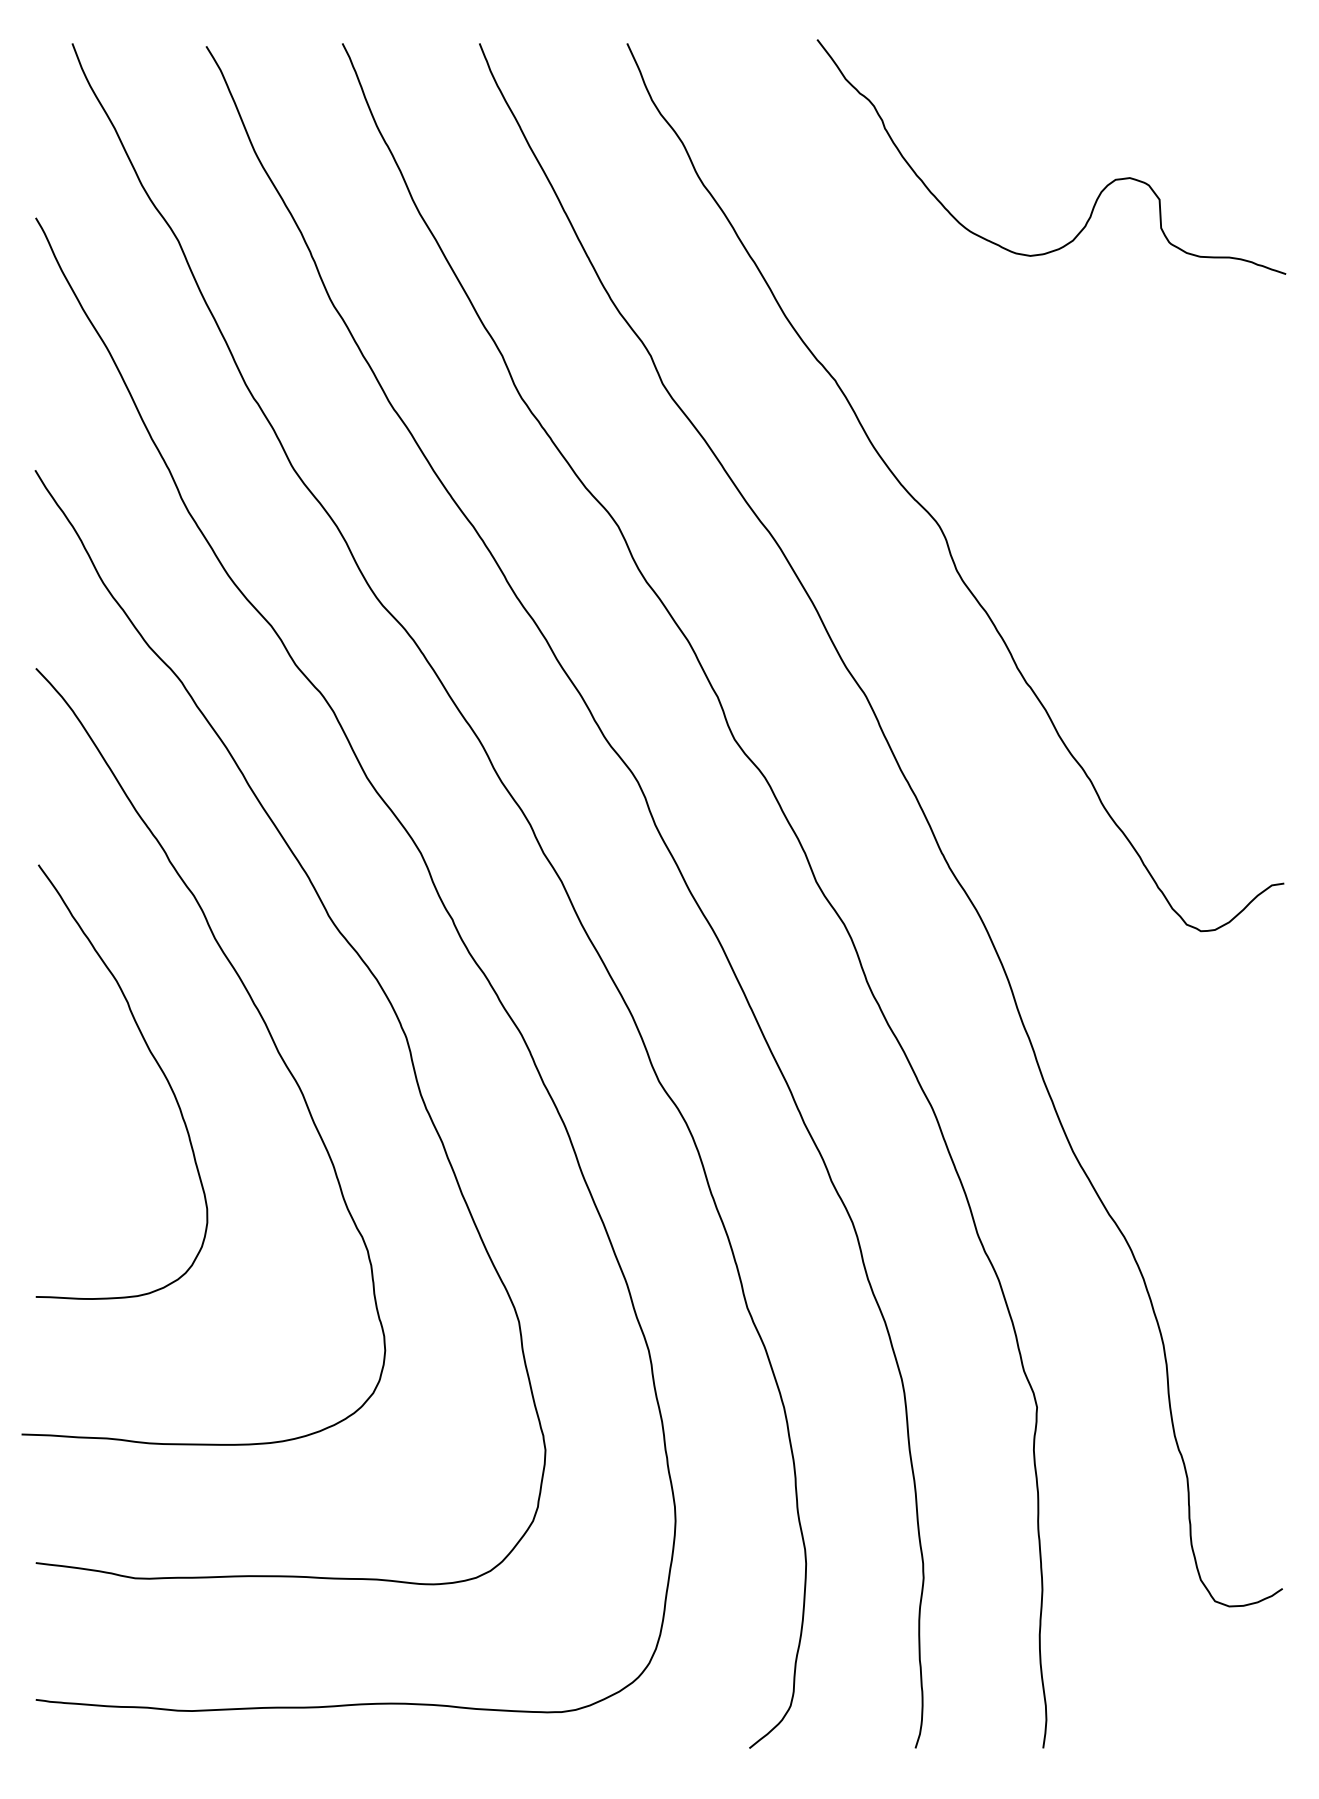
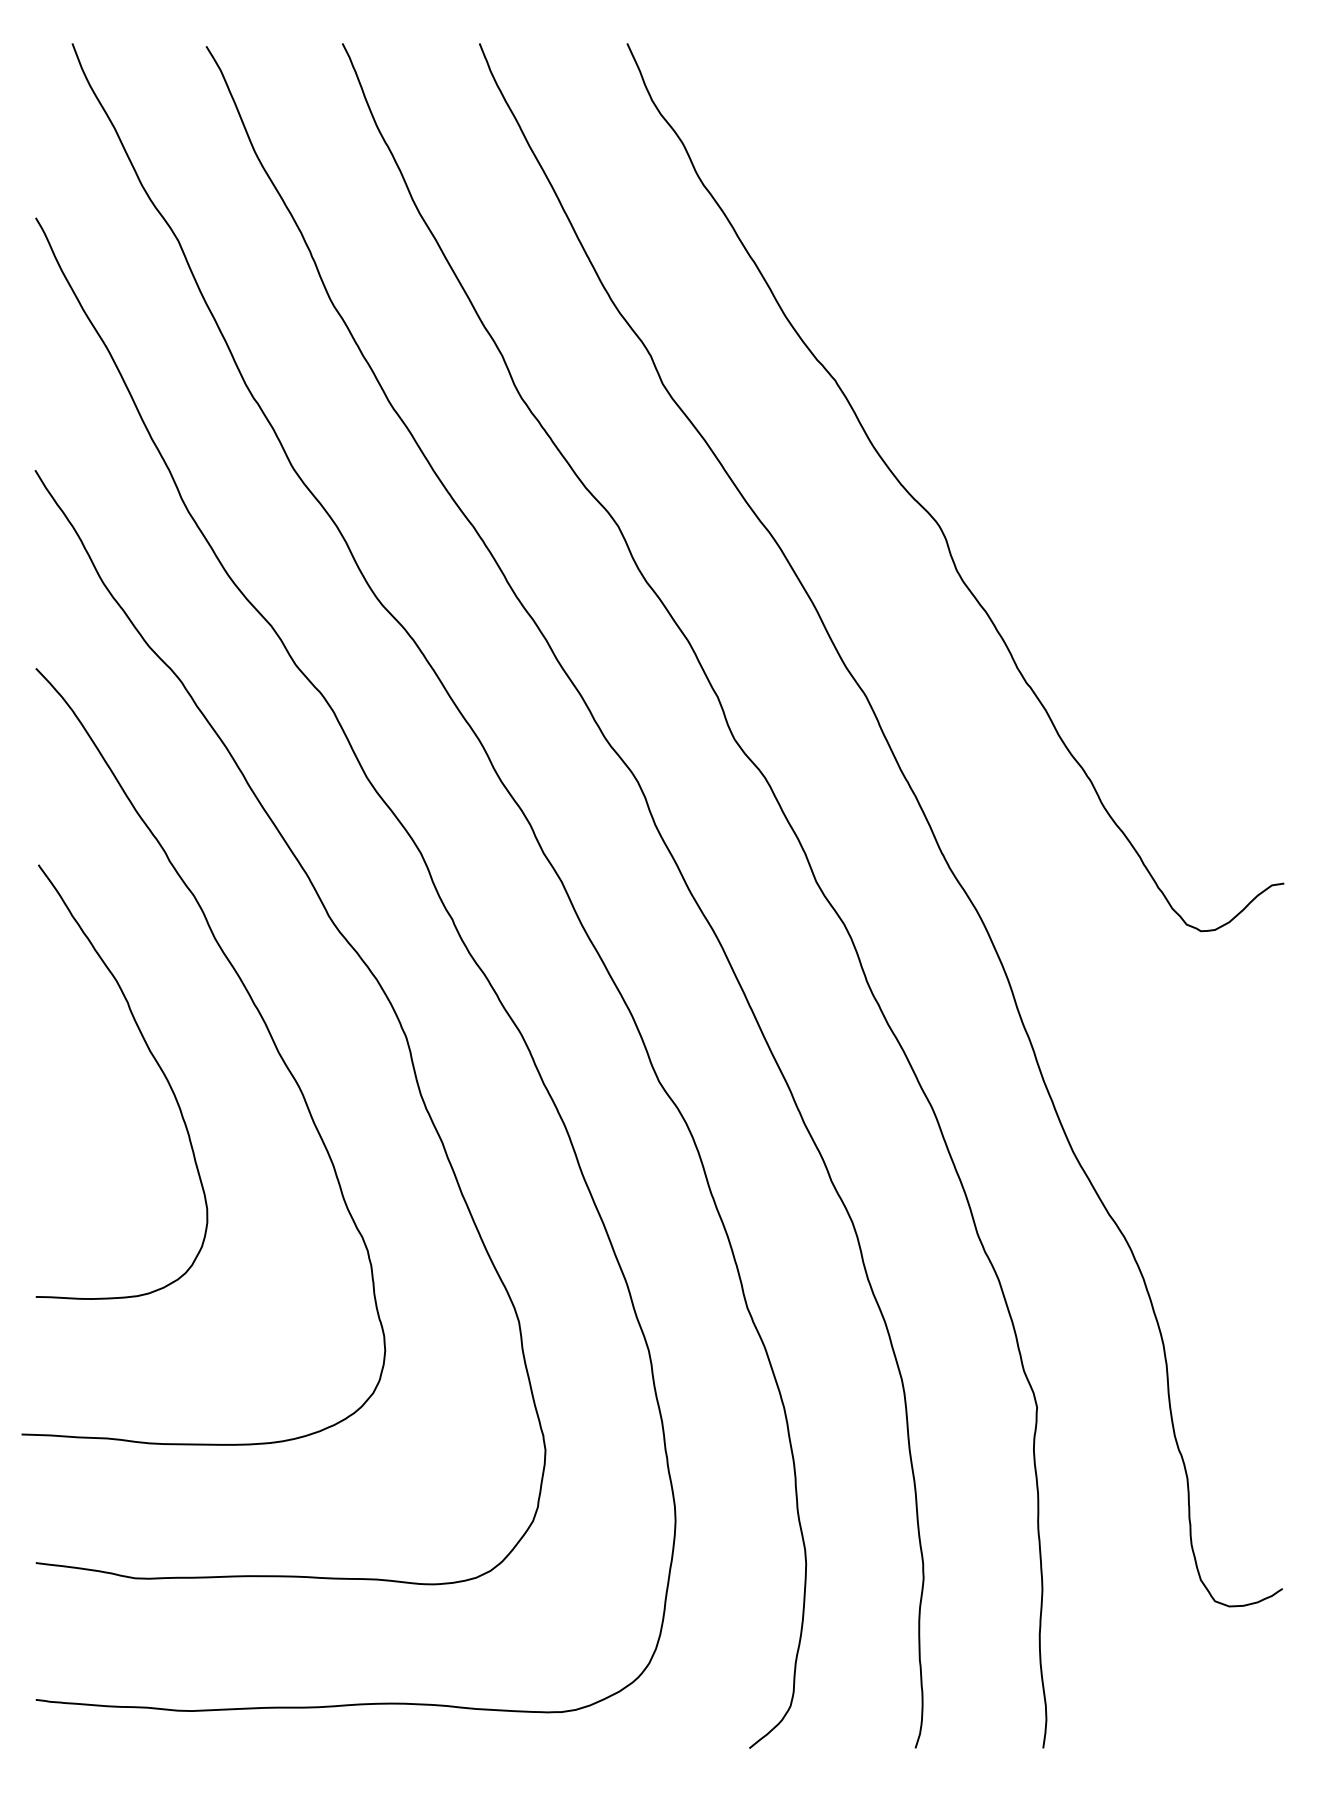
curve: present -> none (1100, 191)
